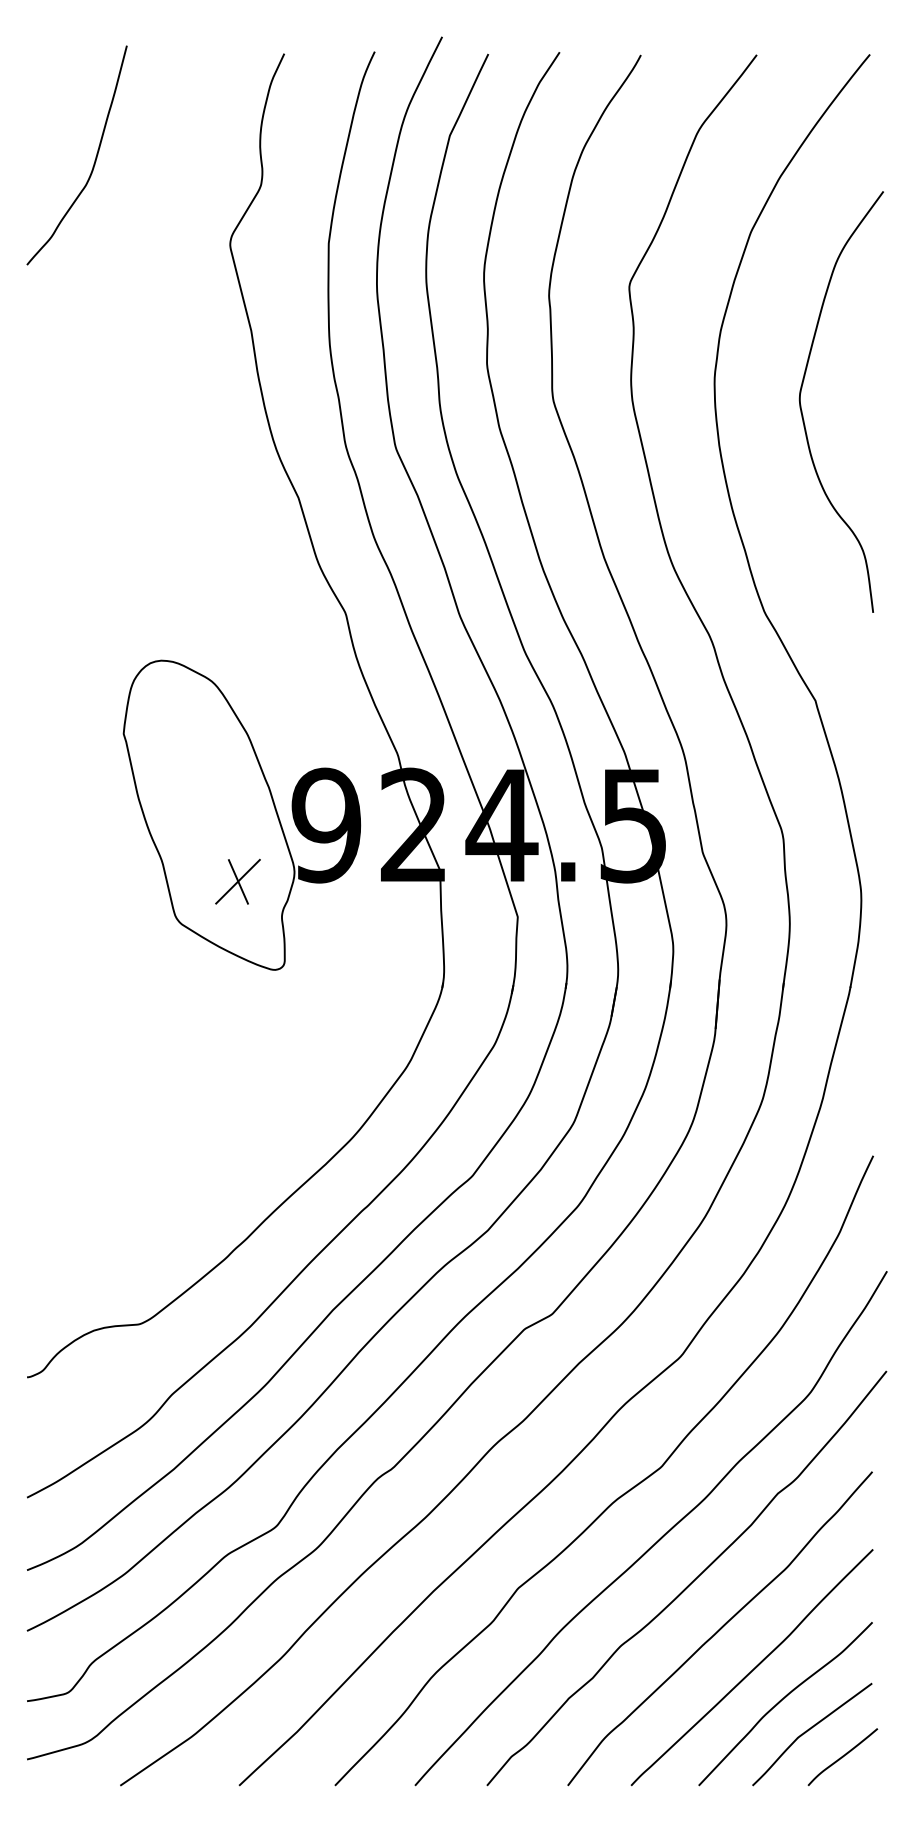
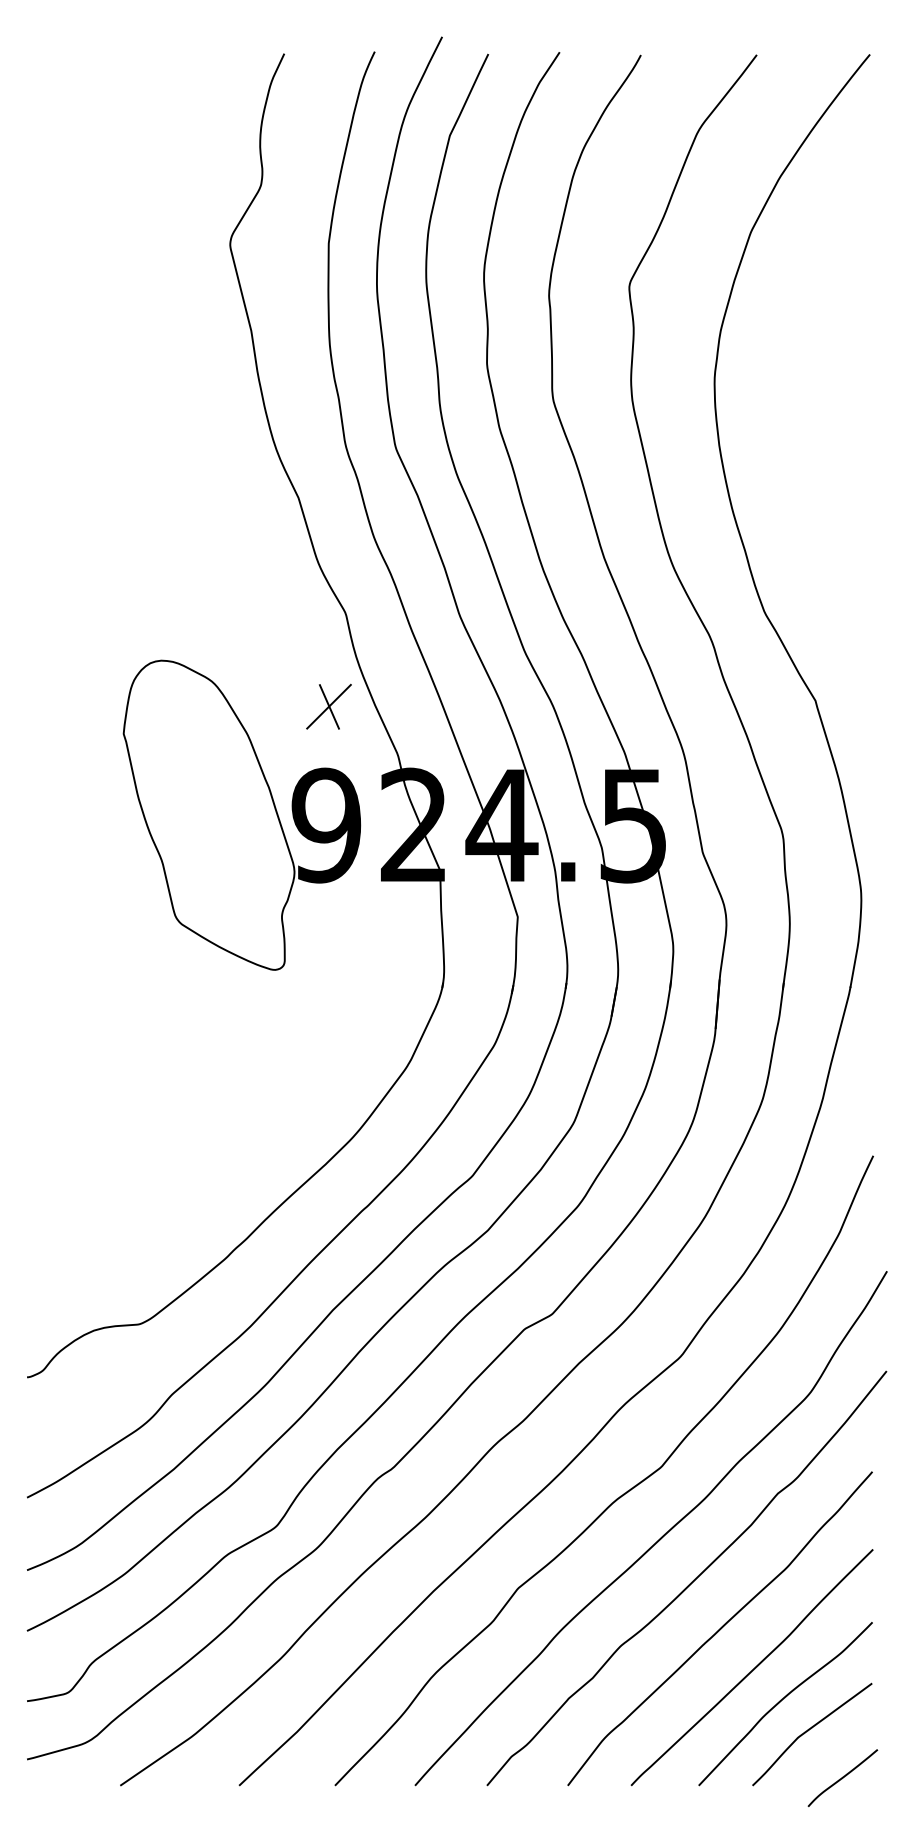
curve: present -> none (94, 160)
curve: present -> none (802, 410)
part position: (237, 881) -> (328, 706) (328, 706)
curve position: (842, 1756) -> (842, 1777) (842, 1777)
